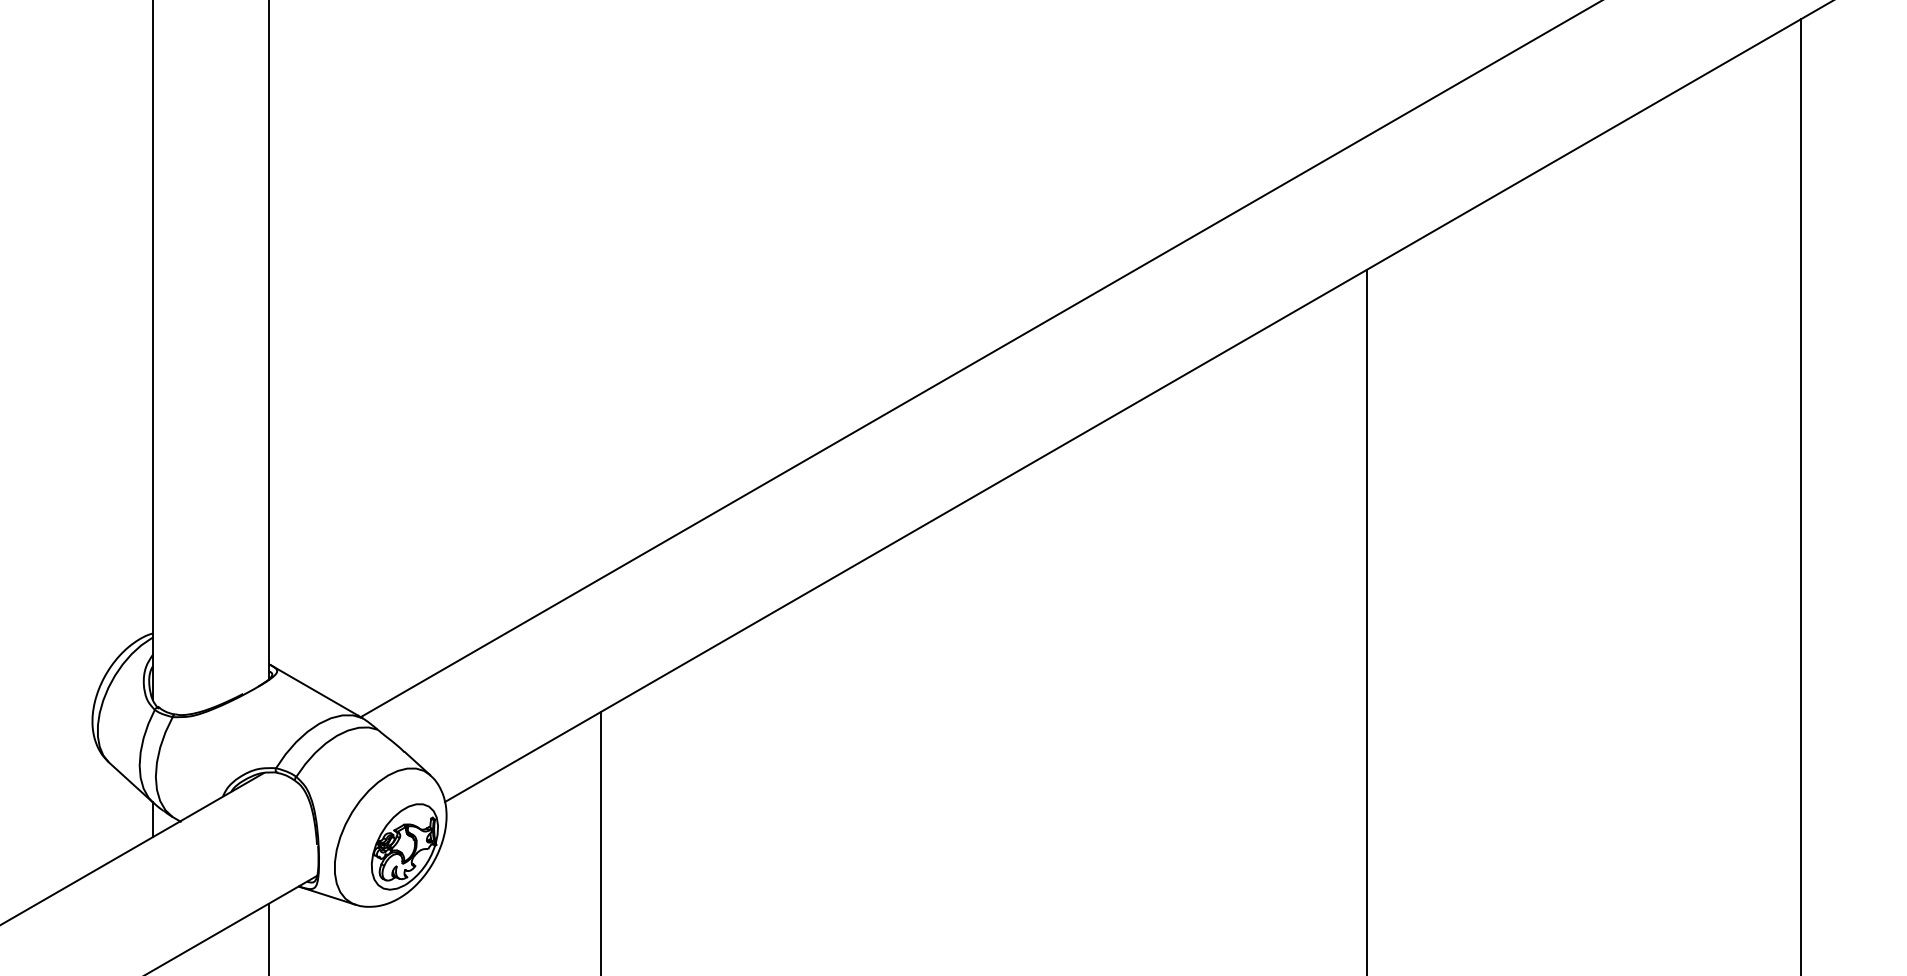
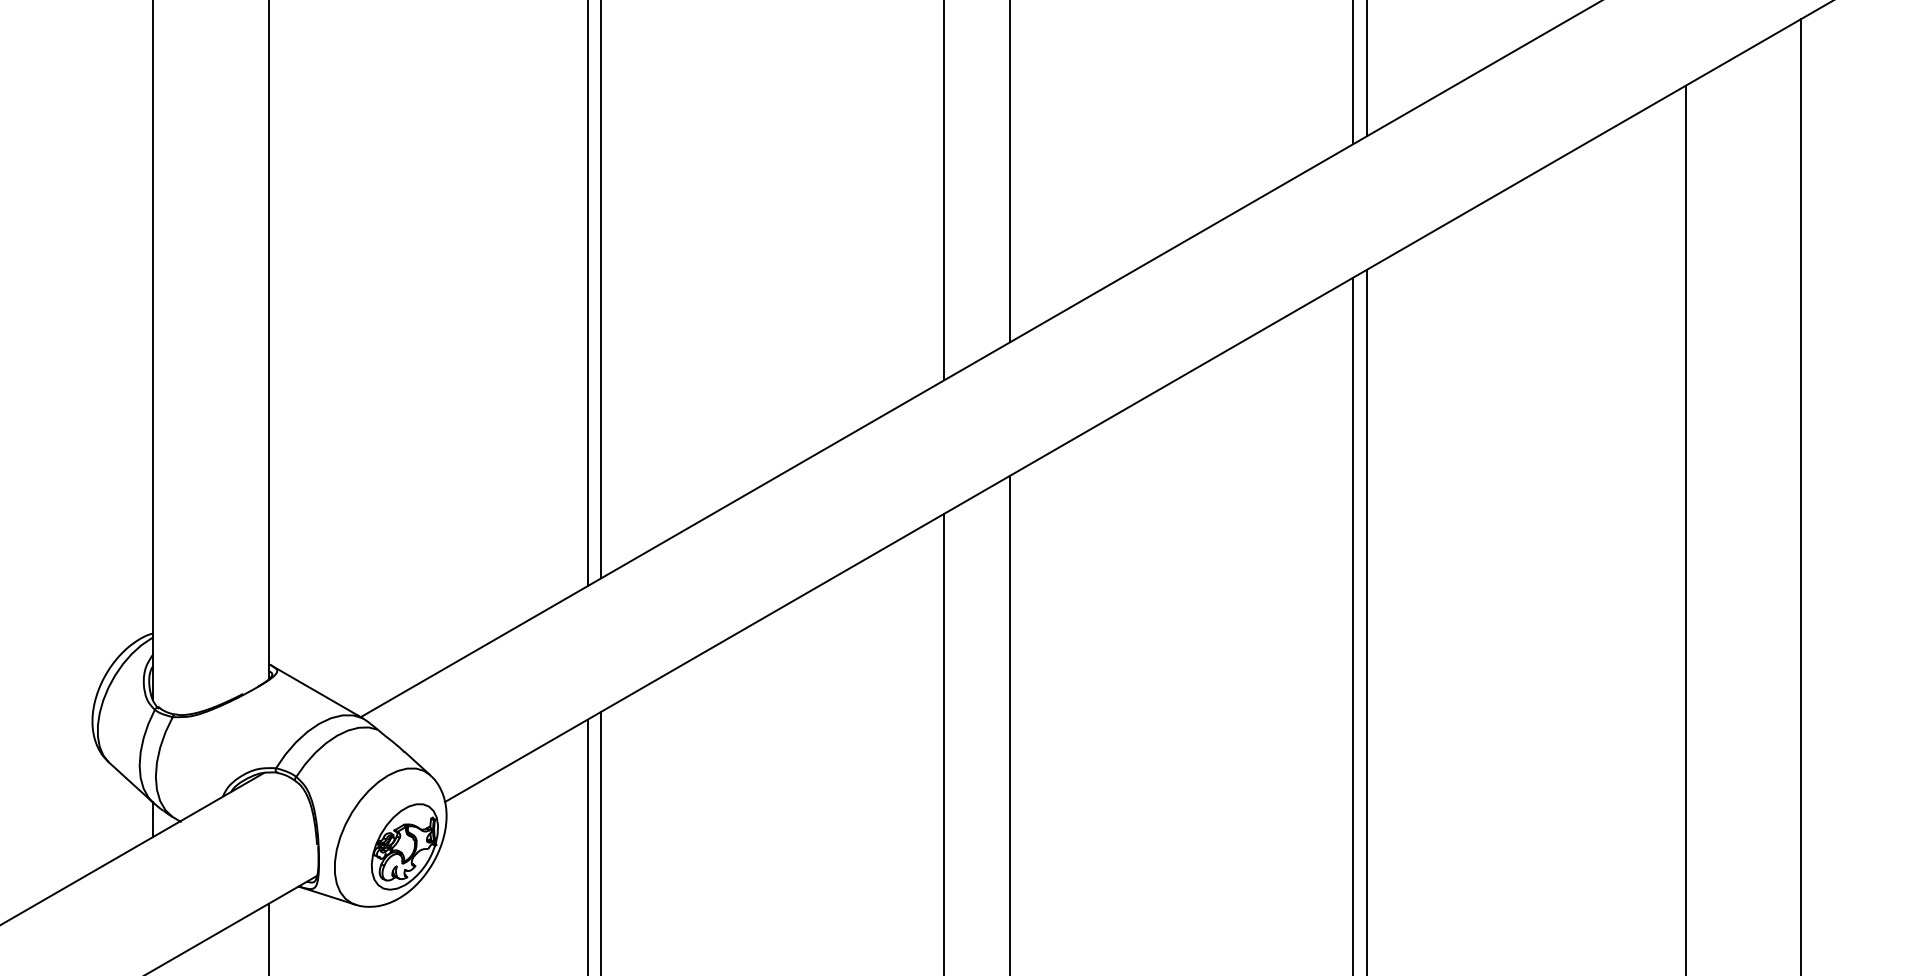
line: none -> present (1366, 69)
line: none -> present (1353, 73)
line: none -> present (1009, 172)
line: none -> present (944, 191)
line: none -> present (601, 290)
line: none -> present (587, 294)
line: none -> present (1685, 528)
line: none -> present (1353, 624)
line: none -> present (1009, 723)
line: none -> present (944, 742)
line: none -> present (587, 845)
